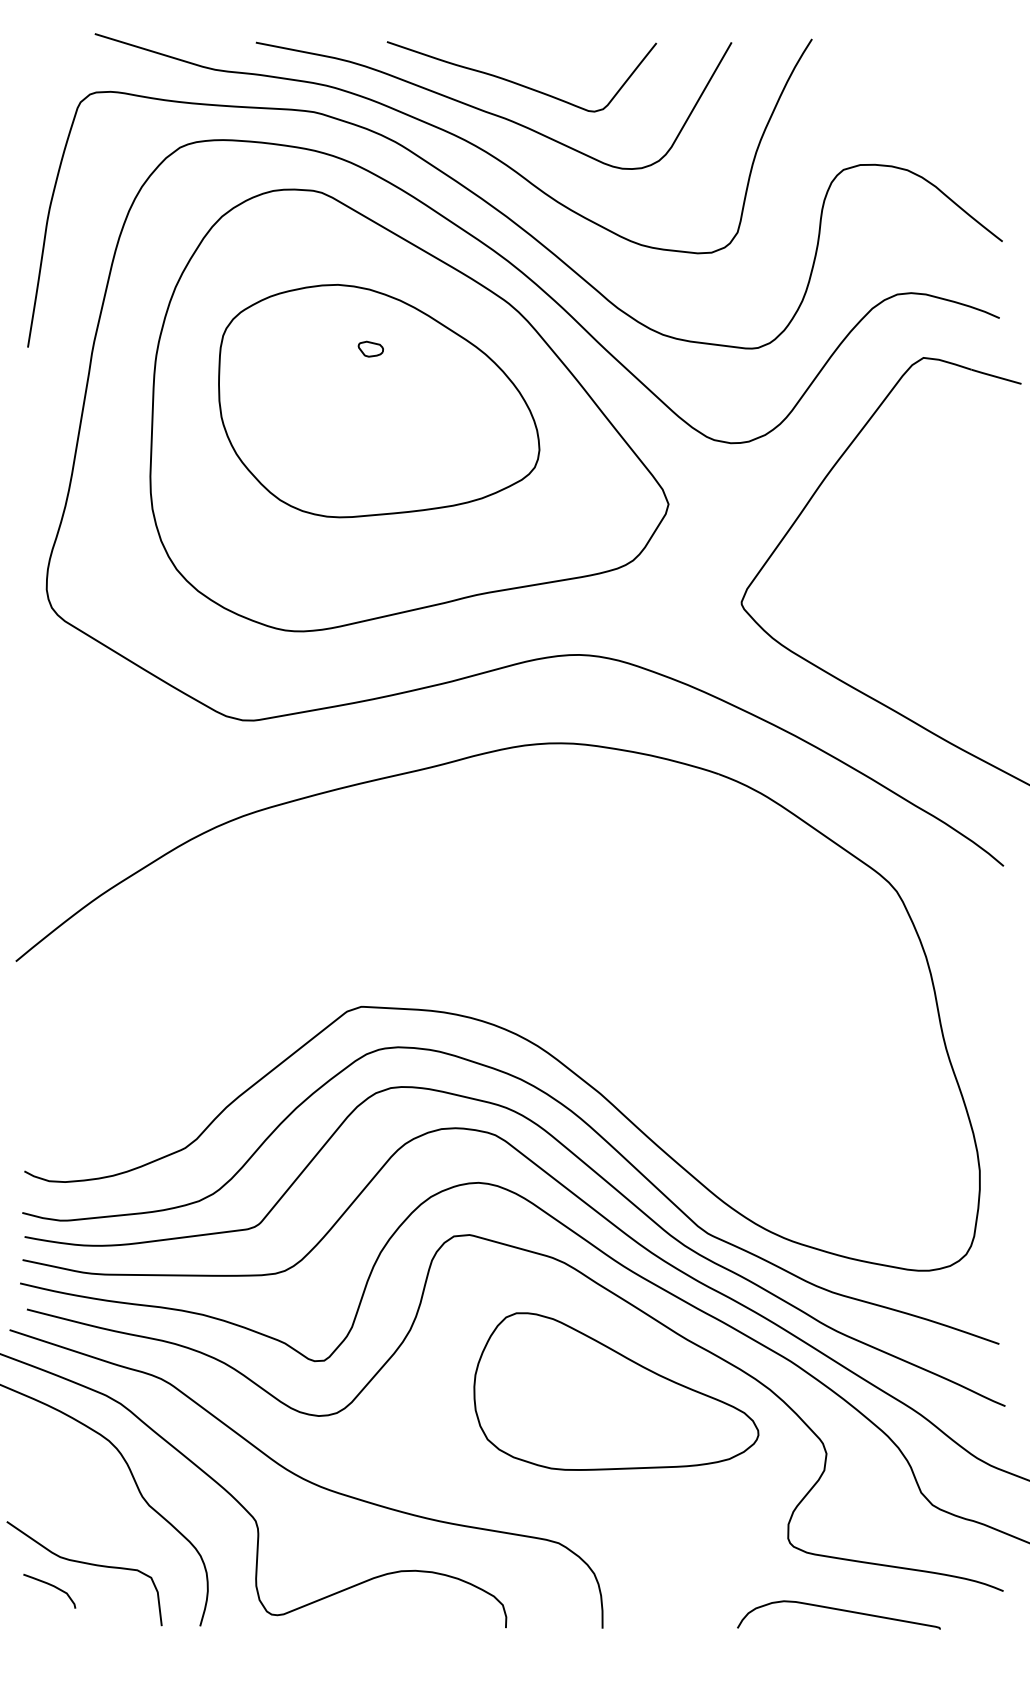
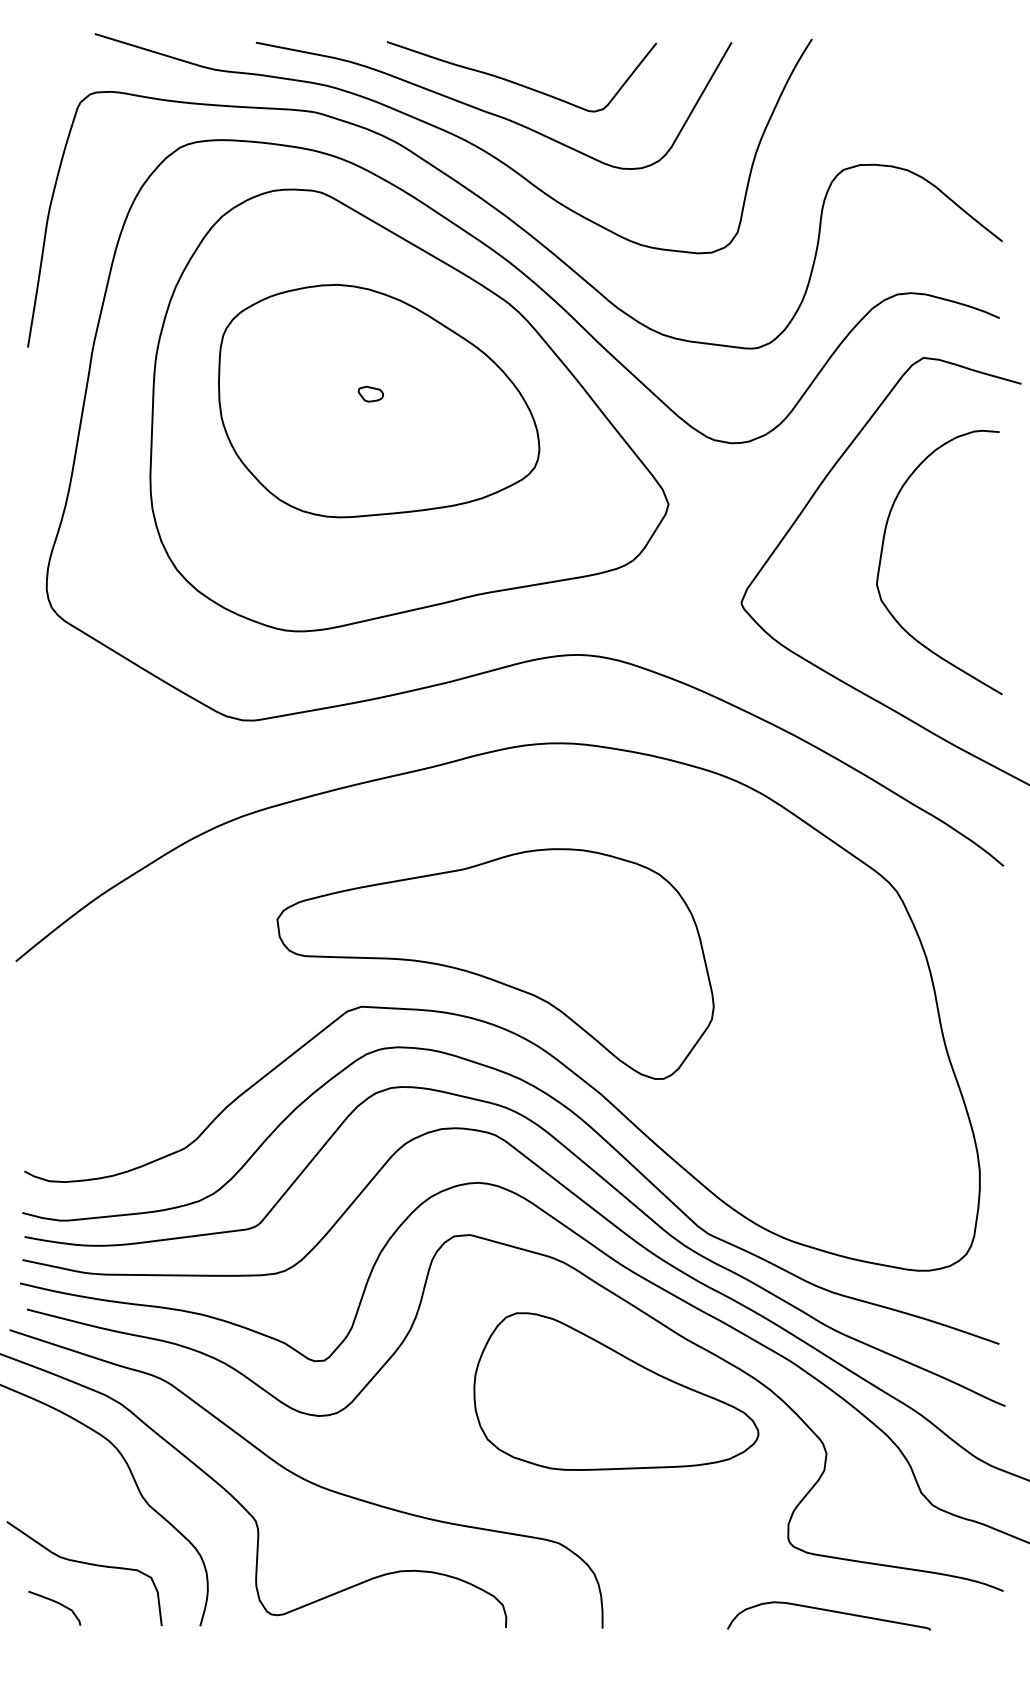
part position: (370, 348) -> (370, 393) (370, 393)
curve: none -> present (882, 554)
part: none -> present (495, 963)
curve position: (51, 1586) -> (56, 1603) (56, 1603)
curve position: (838, 1610) -> (828, 1611) (828, 1611)
